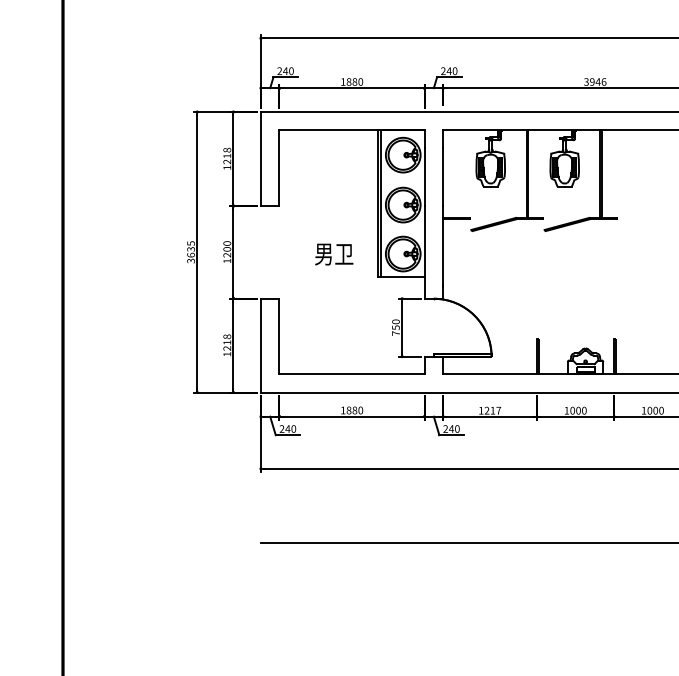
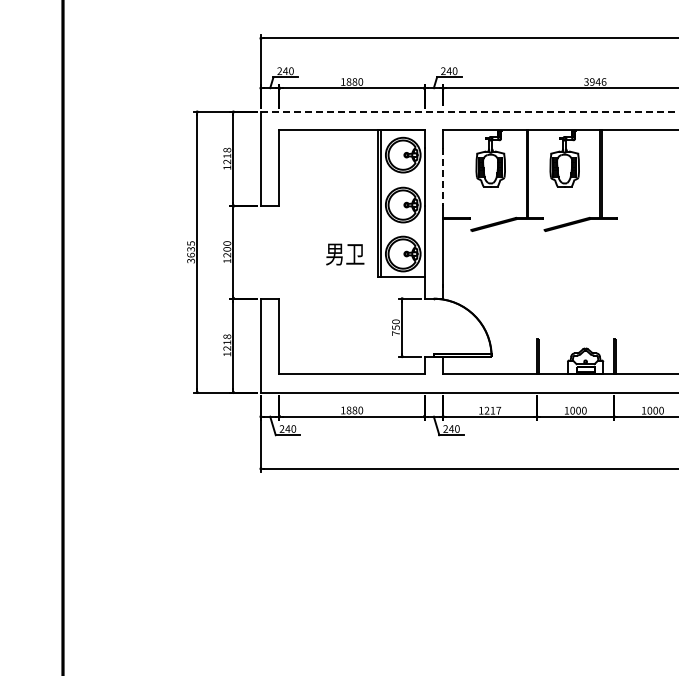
line: solid -> dashed (469, 111)
line: solid -> dashed (443, 176)
text position: (334, 254) -> (345, 254) (345, 254)
line: present -> none (467, 542)
